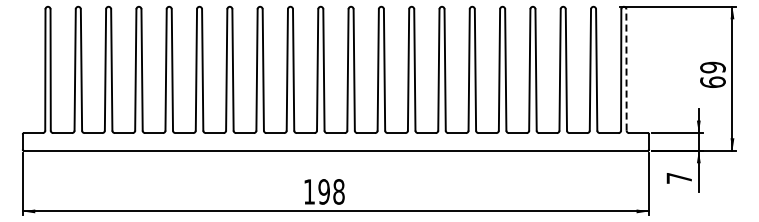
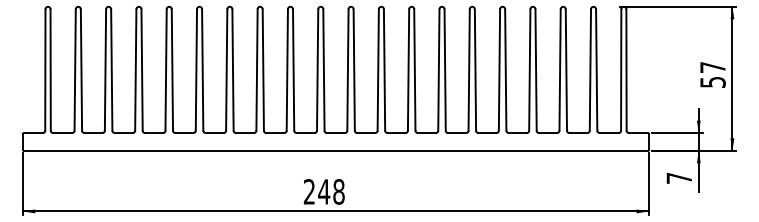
line: dashed -> solid (626, 69)
text: 69 -> 57 (712, 74)
text: 198 -> 248 (316, 191)
